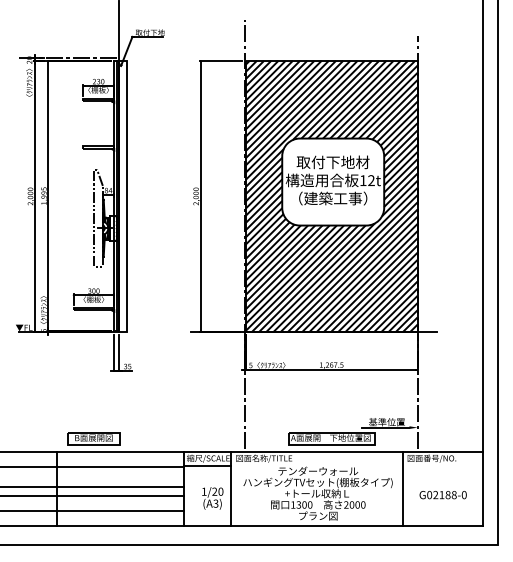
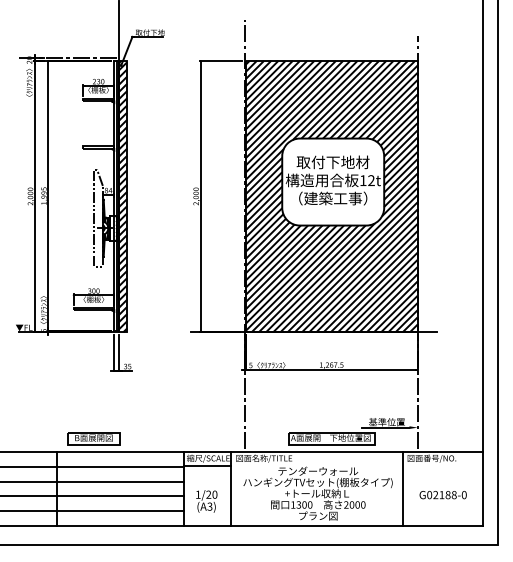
hatch: none -> present (123, 196)
line position: (92, 486) -> (92, 481) (92, 481)
text position: (212, 498) -> (206, 501) (206, 501)
